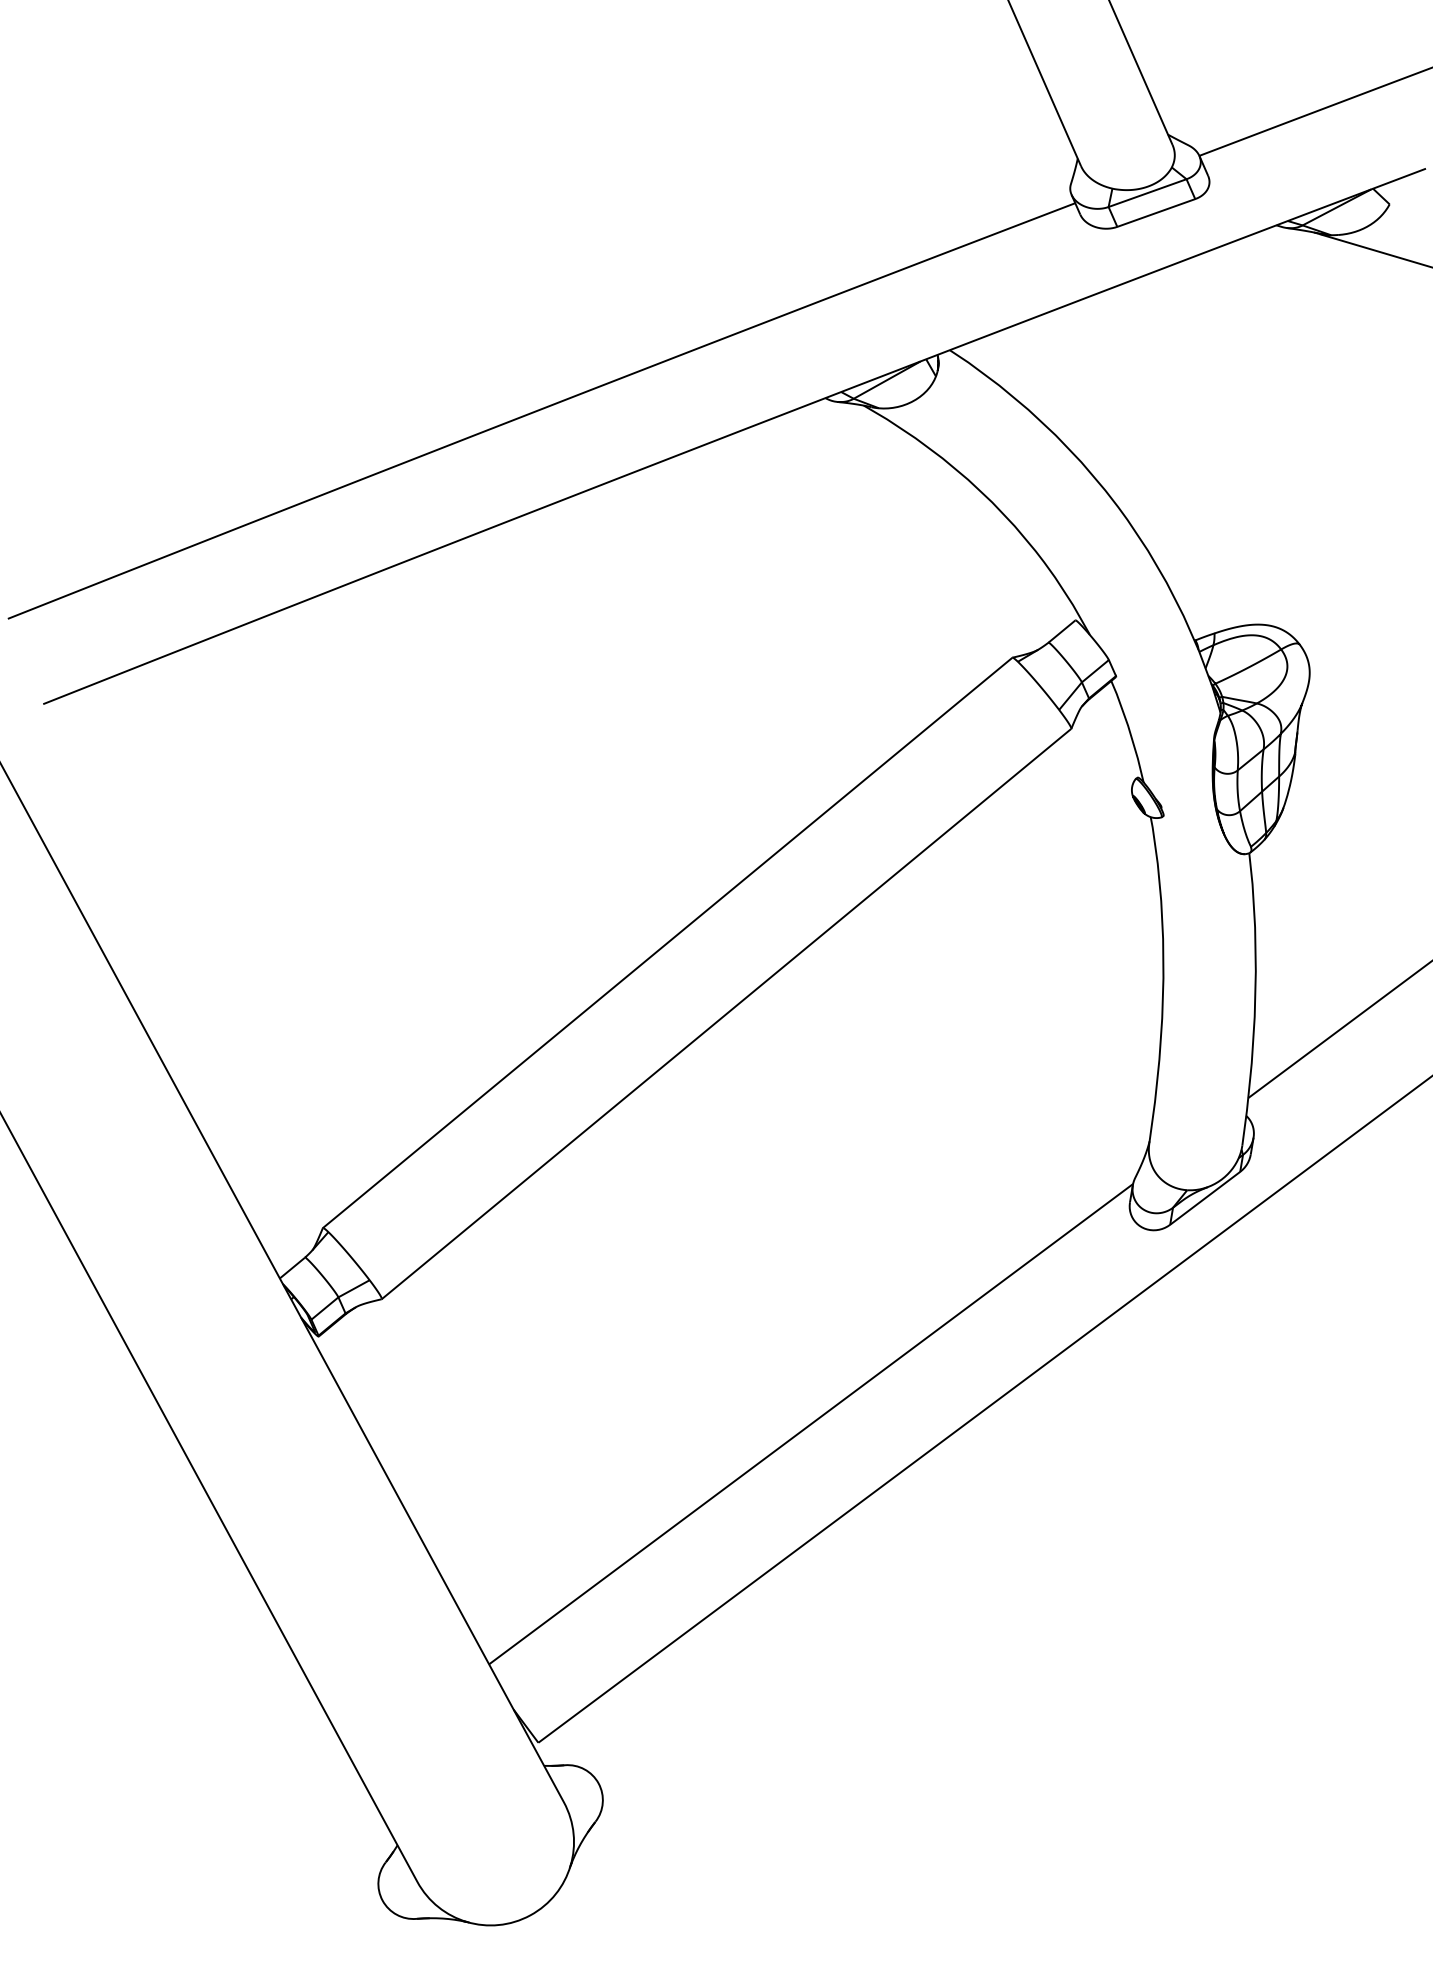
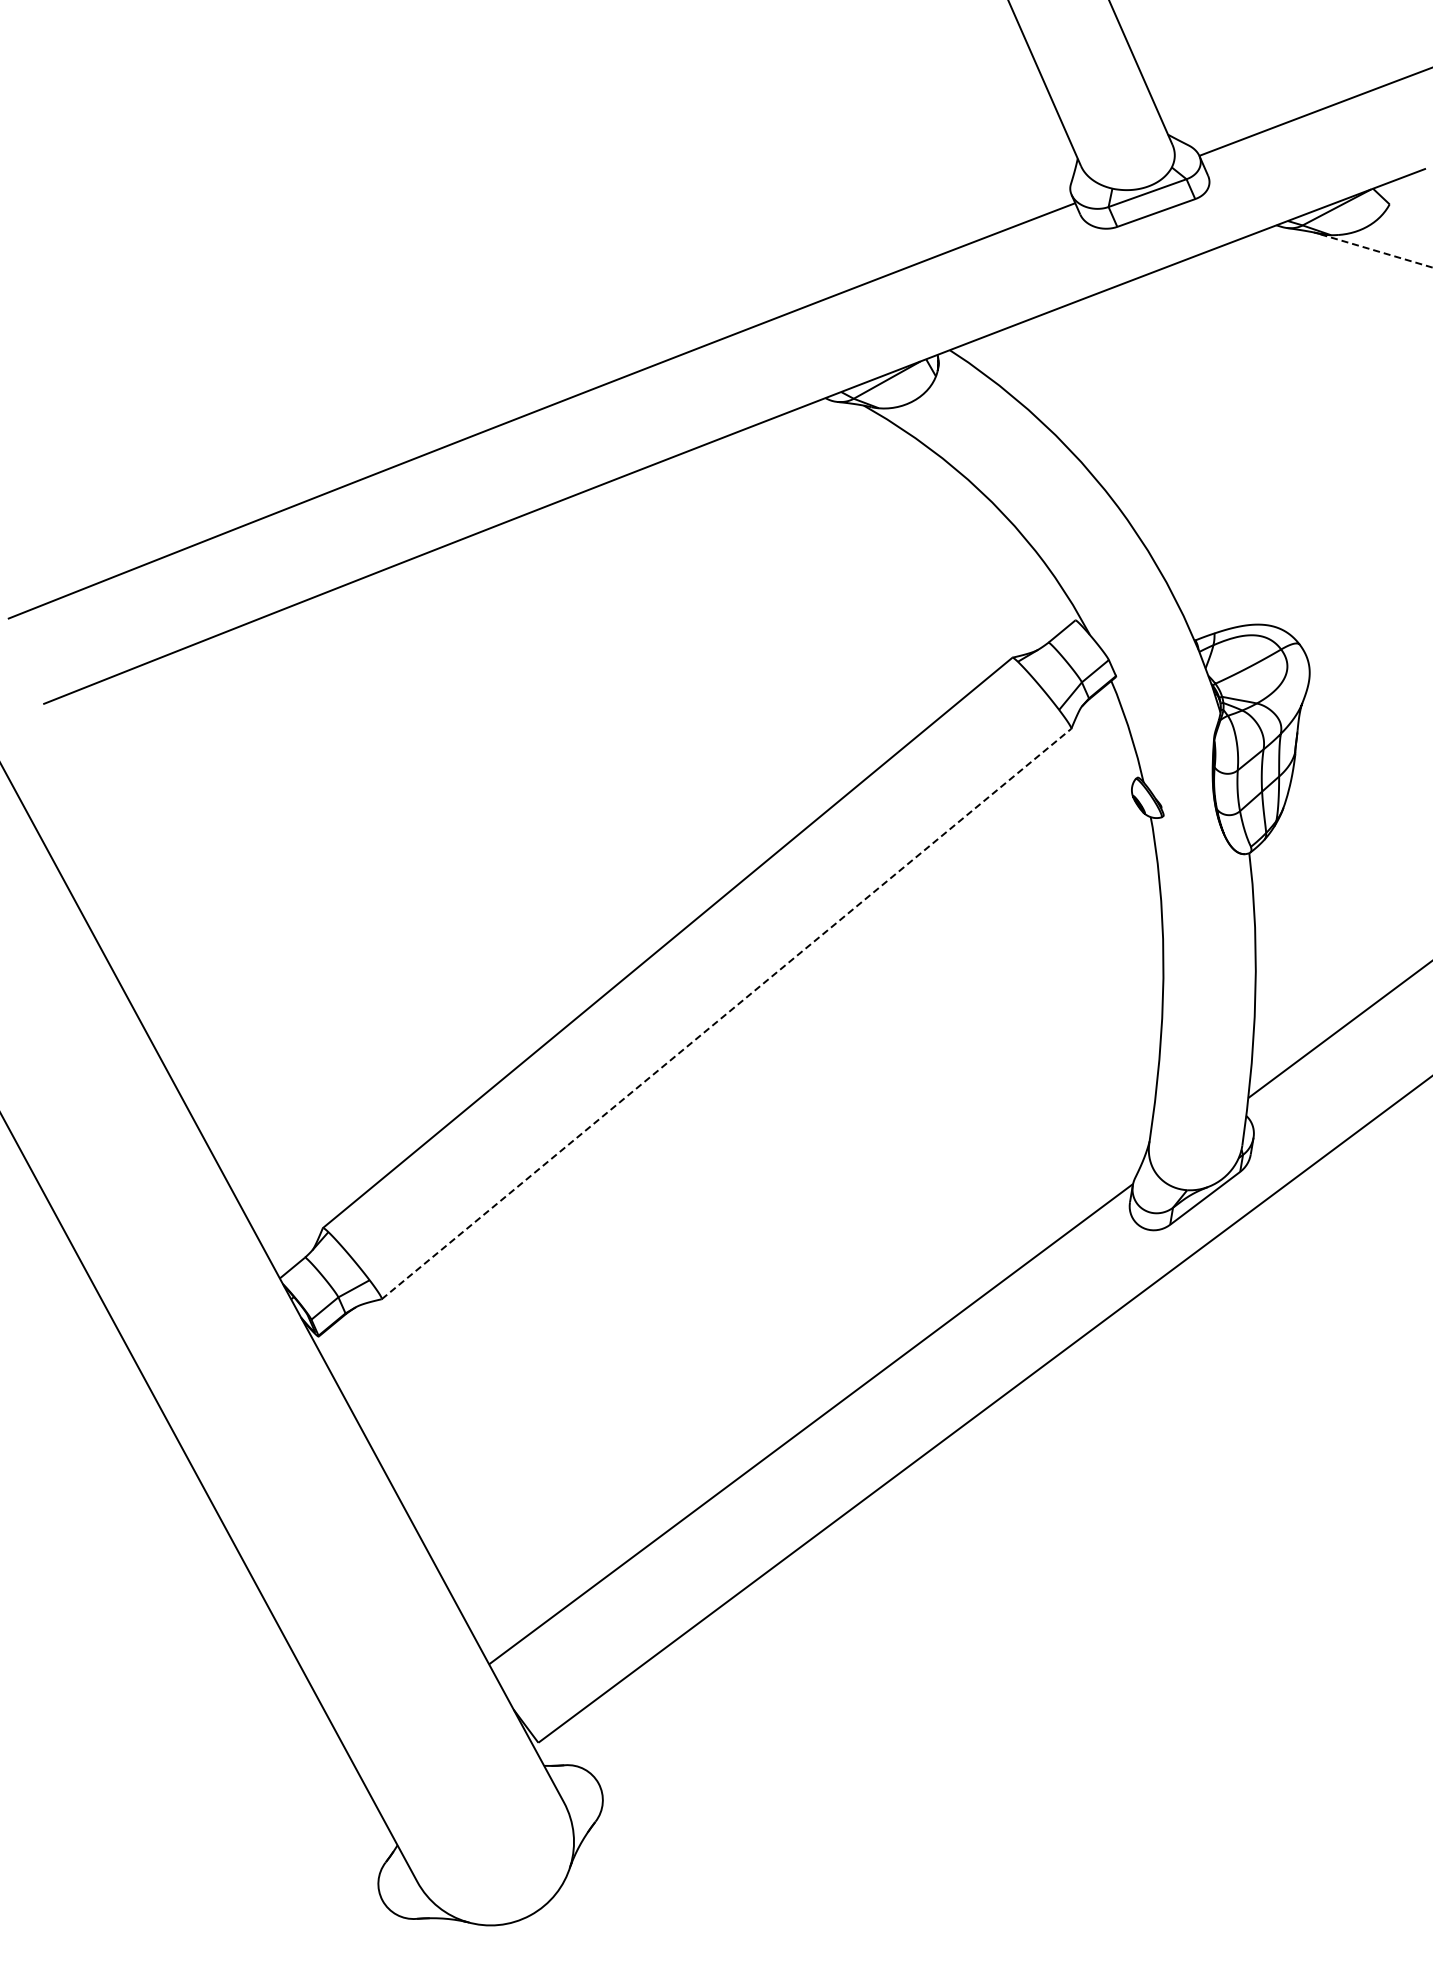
line: solid -> dashed (1375, 250)
line: solid -> dashed (726, 1013)
